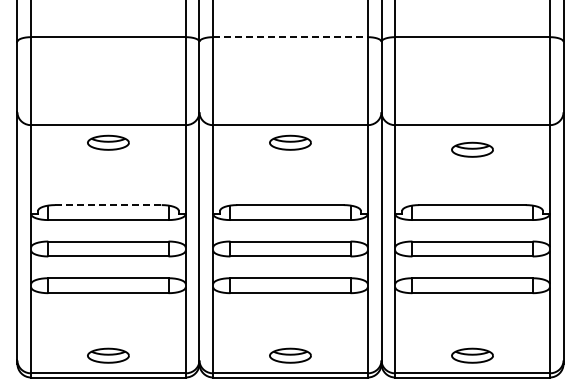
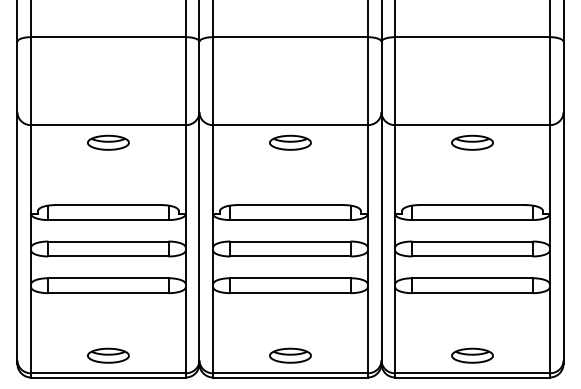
line: dashed -> solid (290, 37)
part position: (472, 149) -> (472, 142) (472, 142)
line: dashed -> solid (108, 205)
